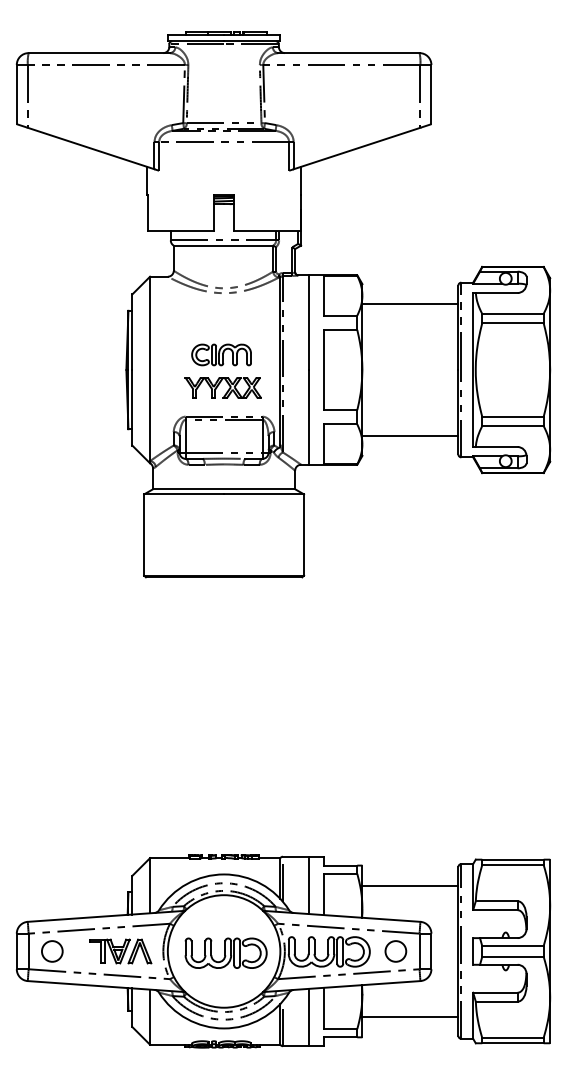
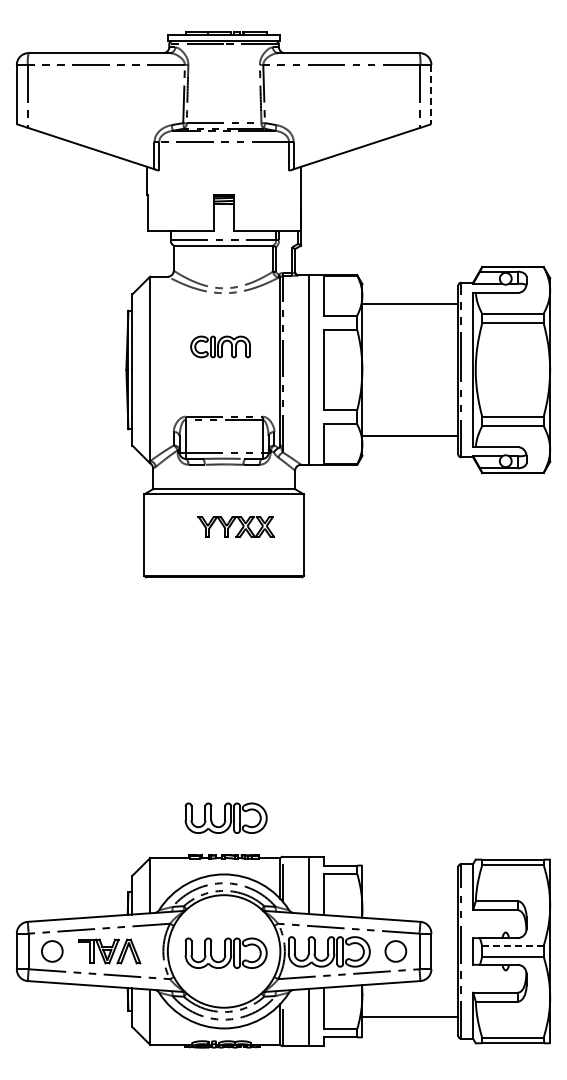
line: solid -> dashed (431, 94)
part position: (221, 354) -> (220, 346) (220, 346)
part position: (222, 387) -> (235, 526) (235, 526)
part: none -> present (225, 817)
line: present -> none (410, 885)
line: solid -> dashed (512, 946)
part position: (120, 951) -> (109, 951) (109, 951)
